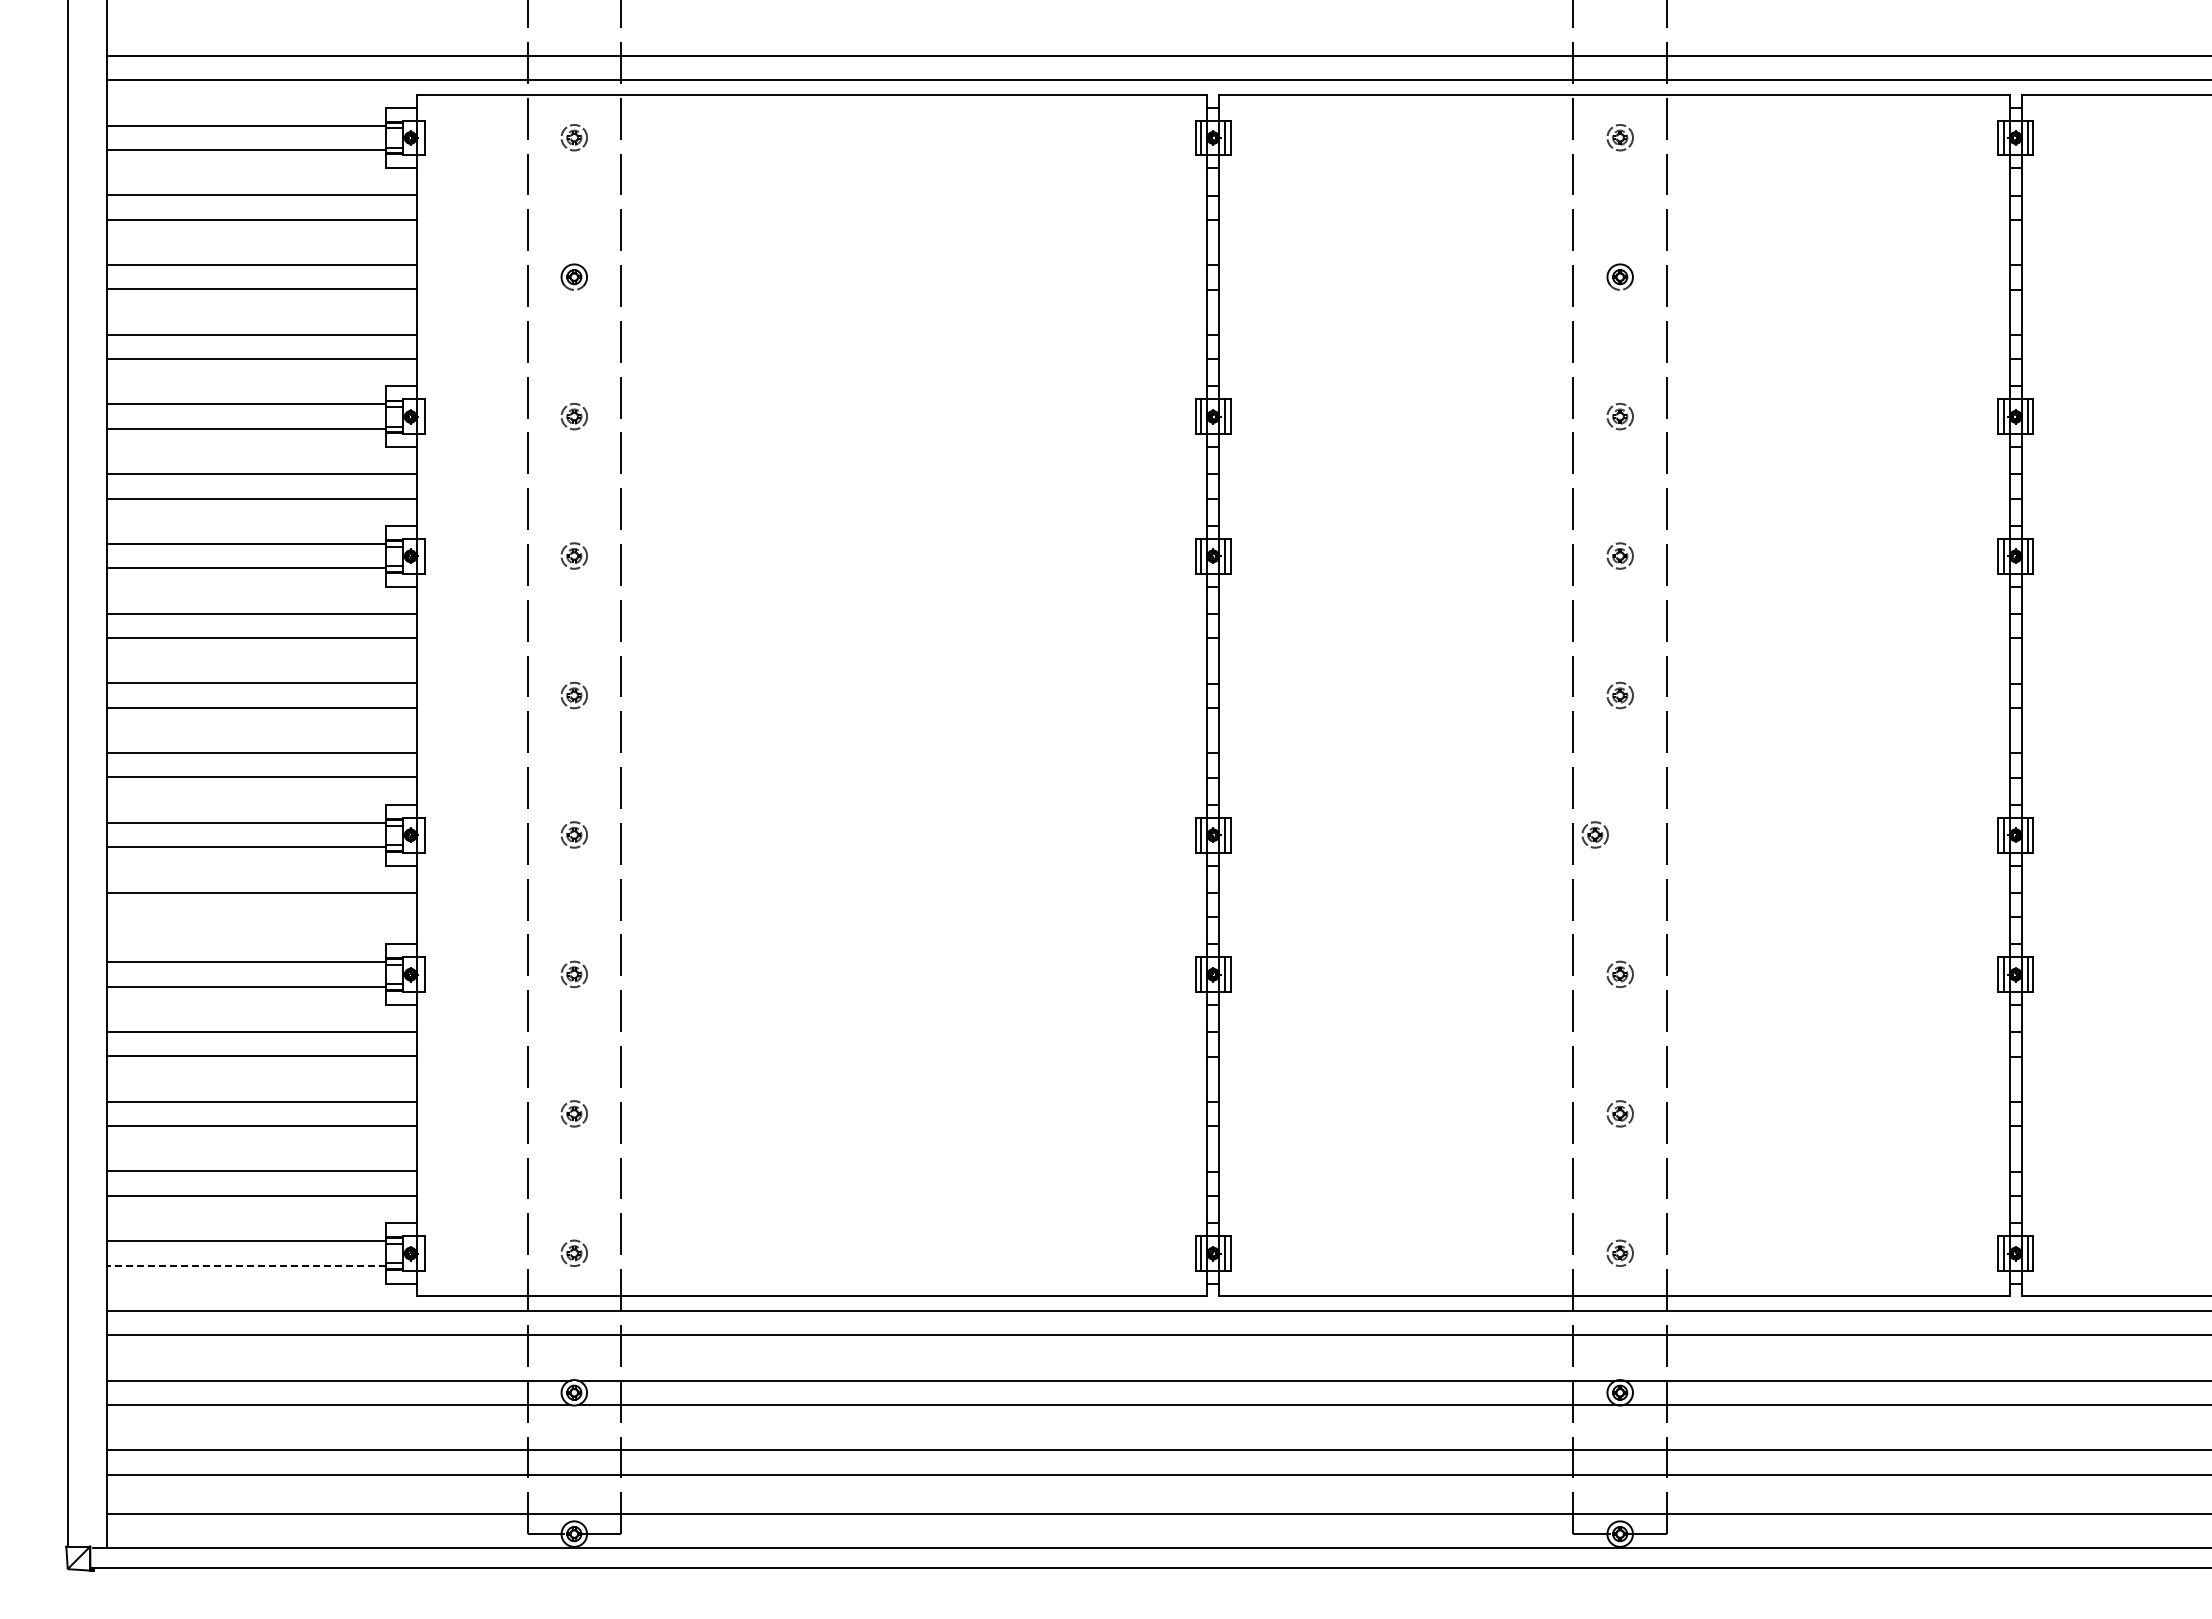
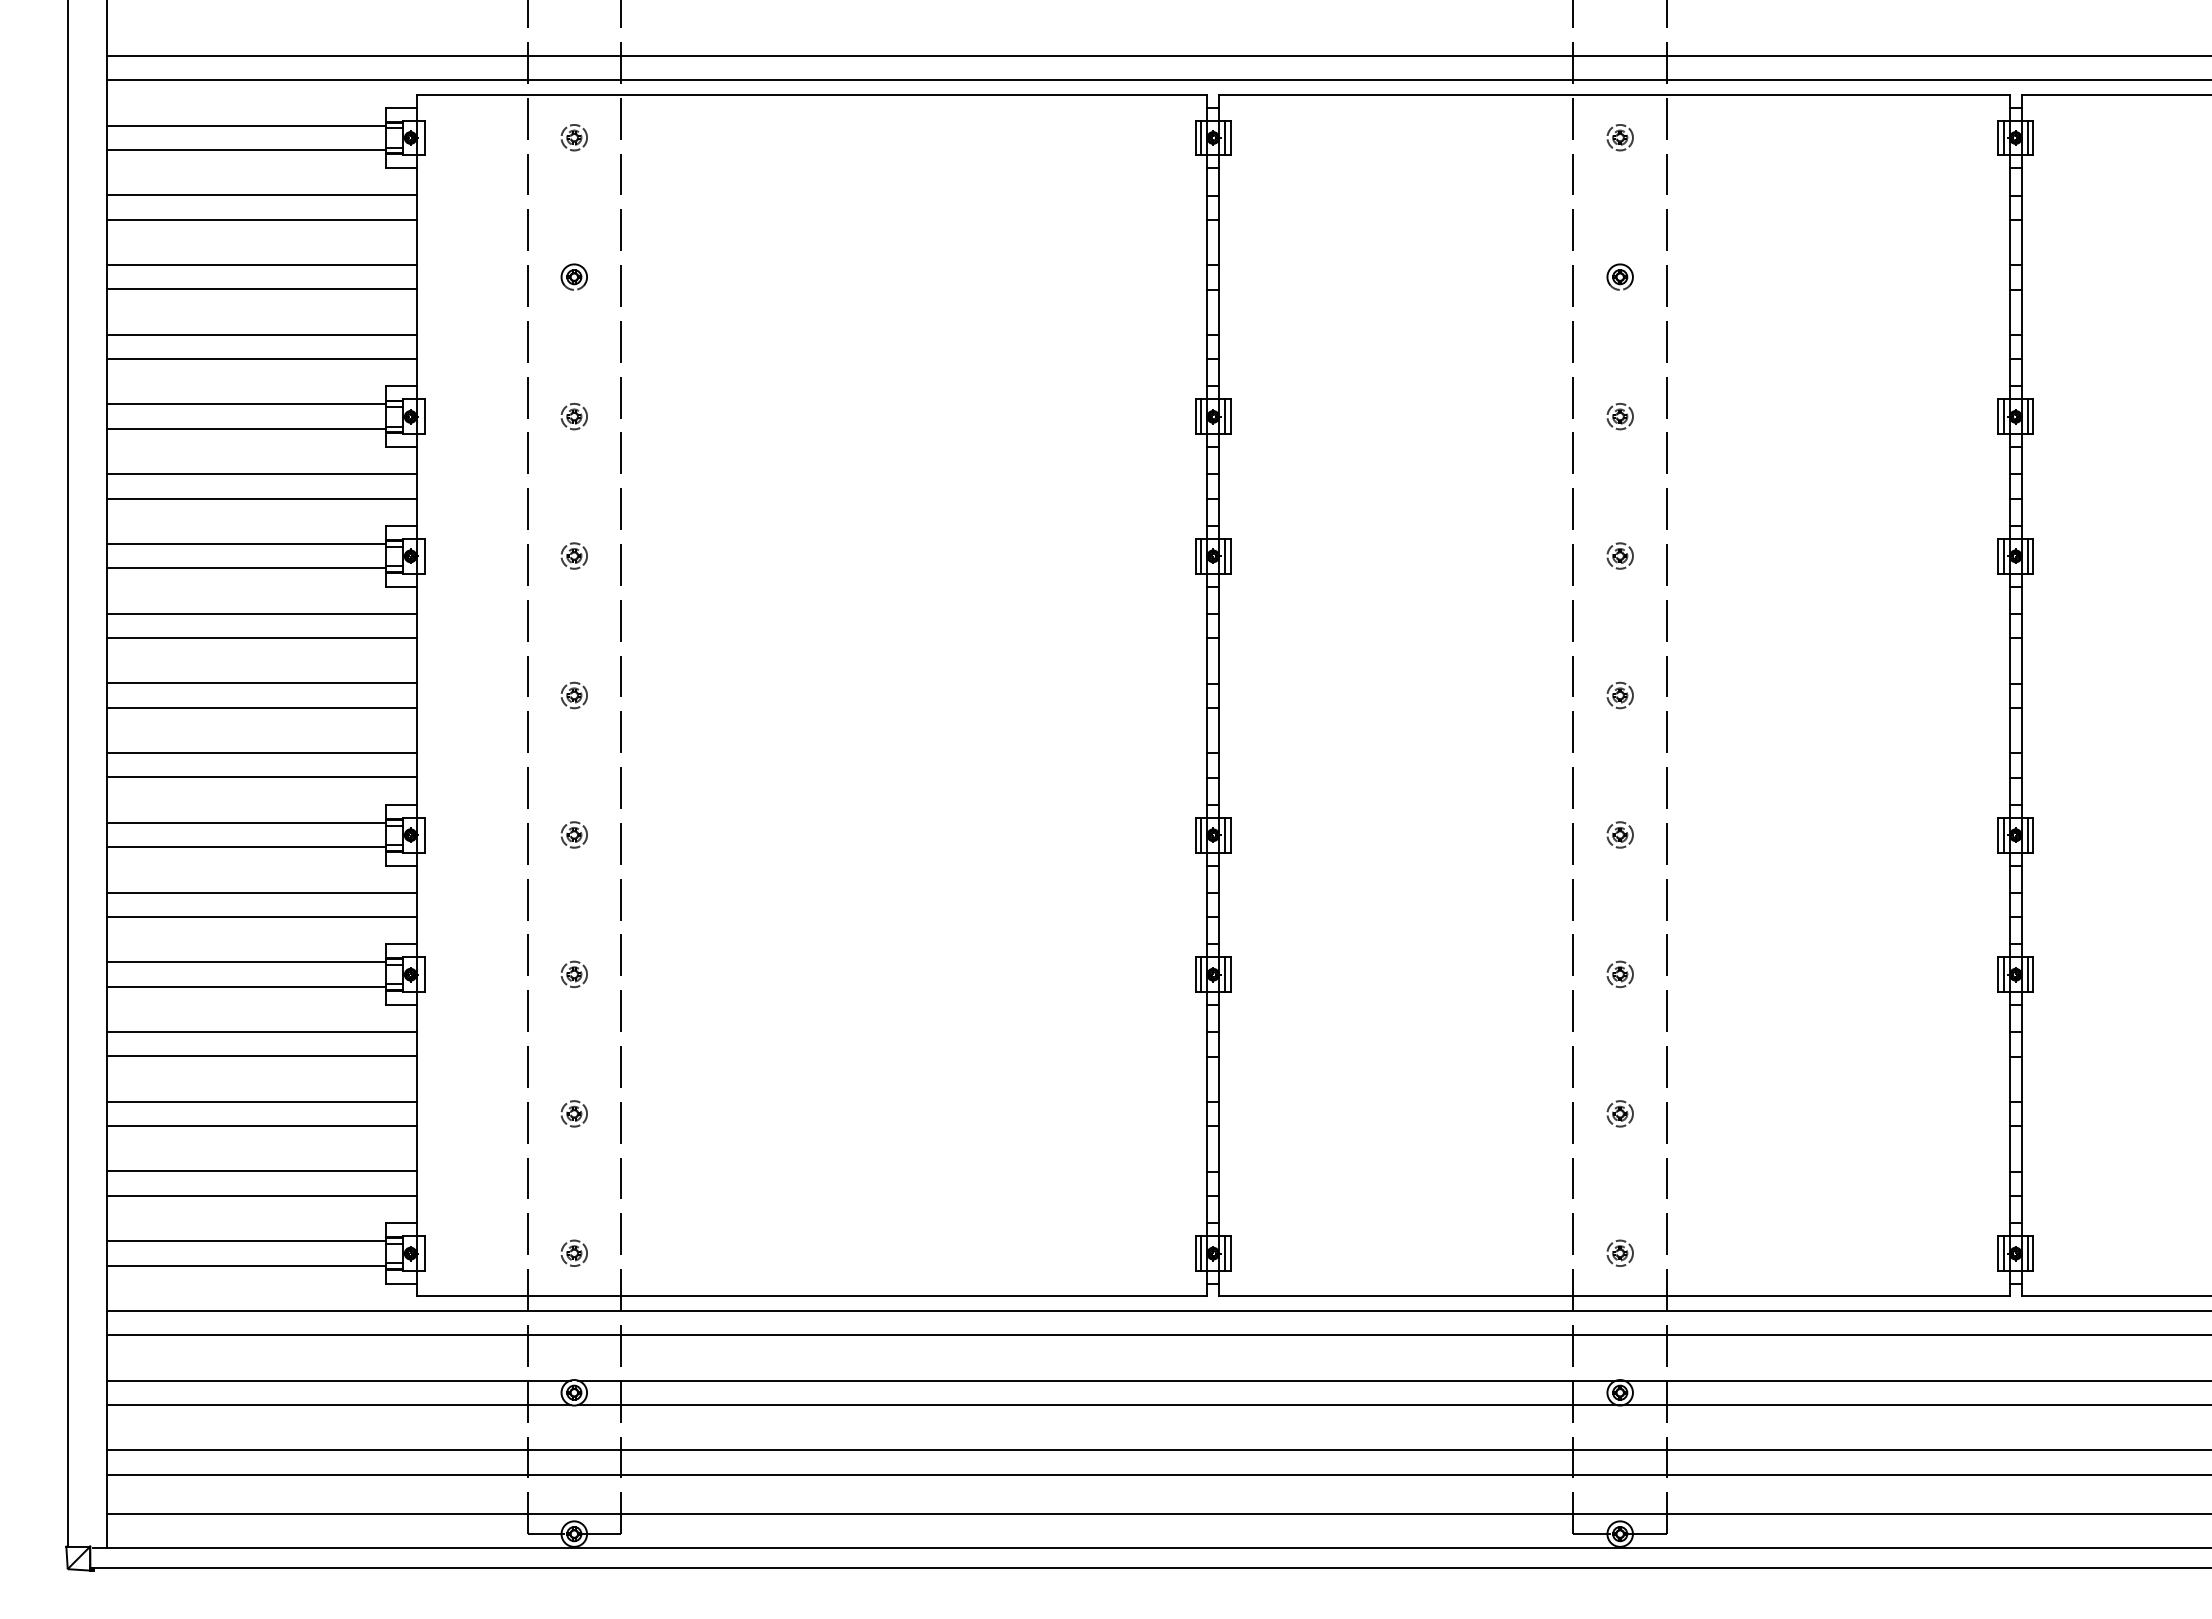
part position: (1594, 834) -> (1619, 834) (1619, 834)
line: none -> present (261, 916)
line: dashed -> solid (246, 1265)
